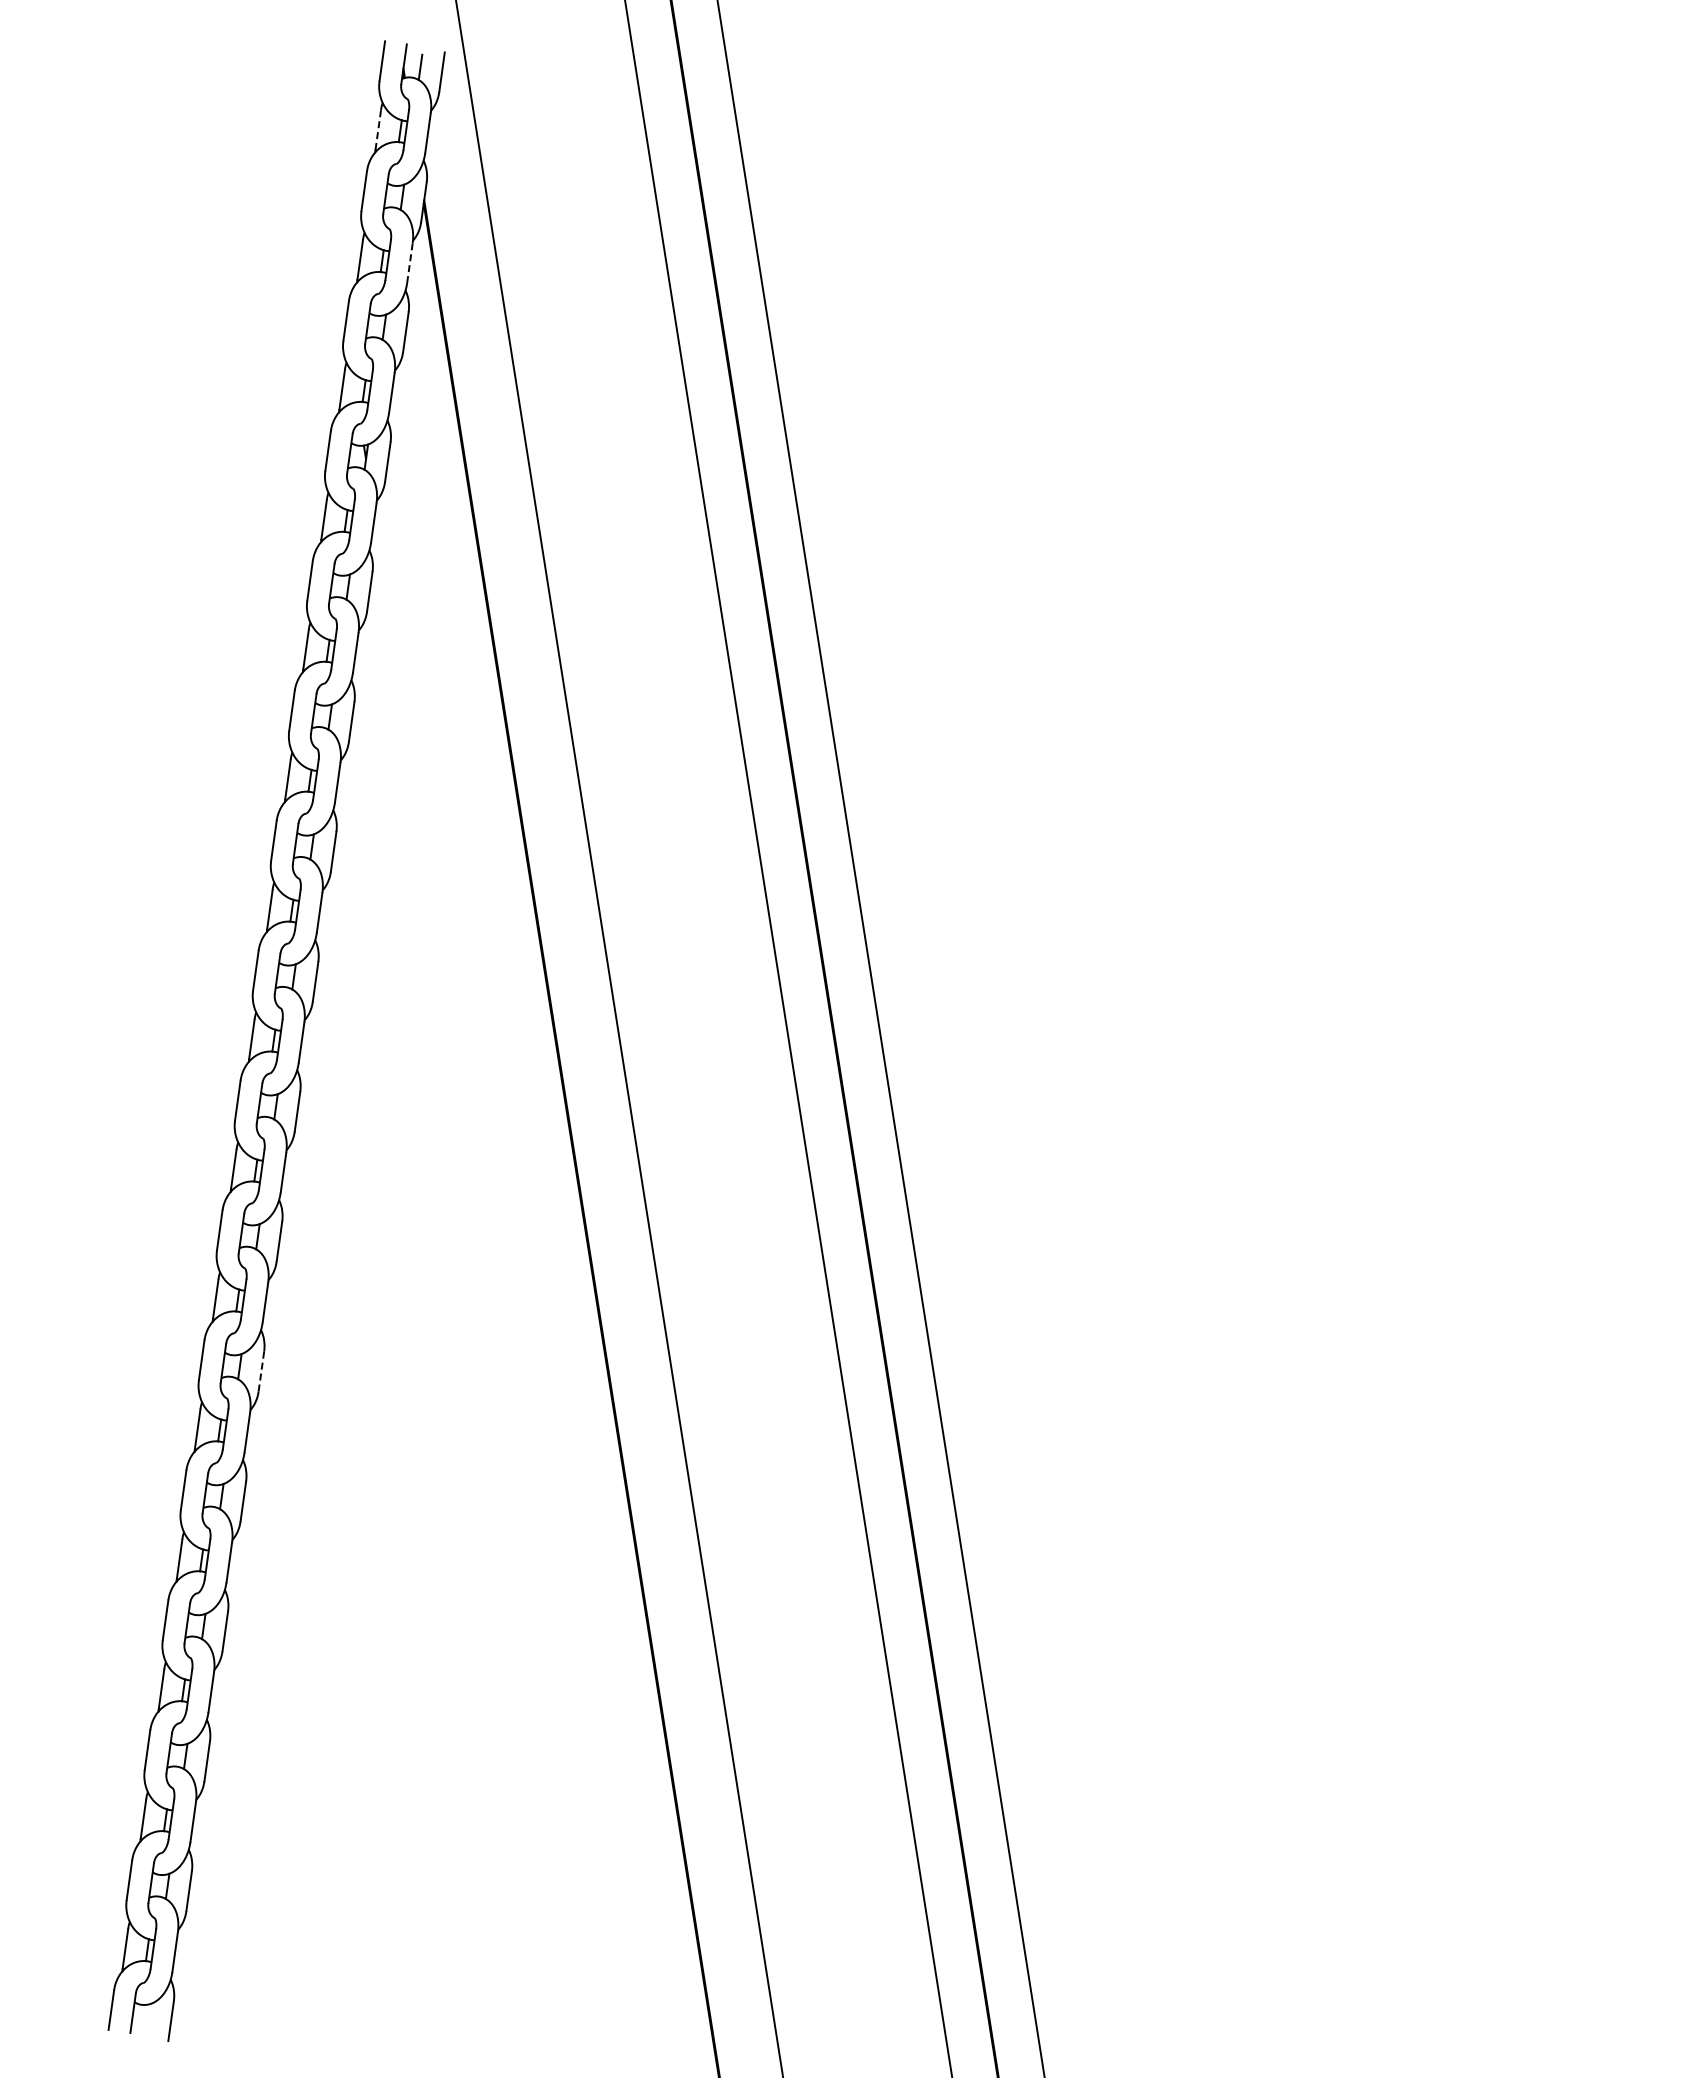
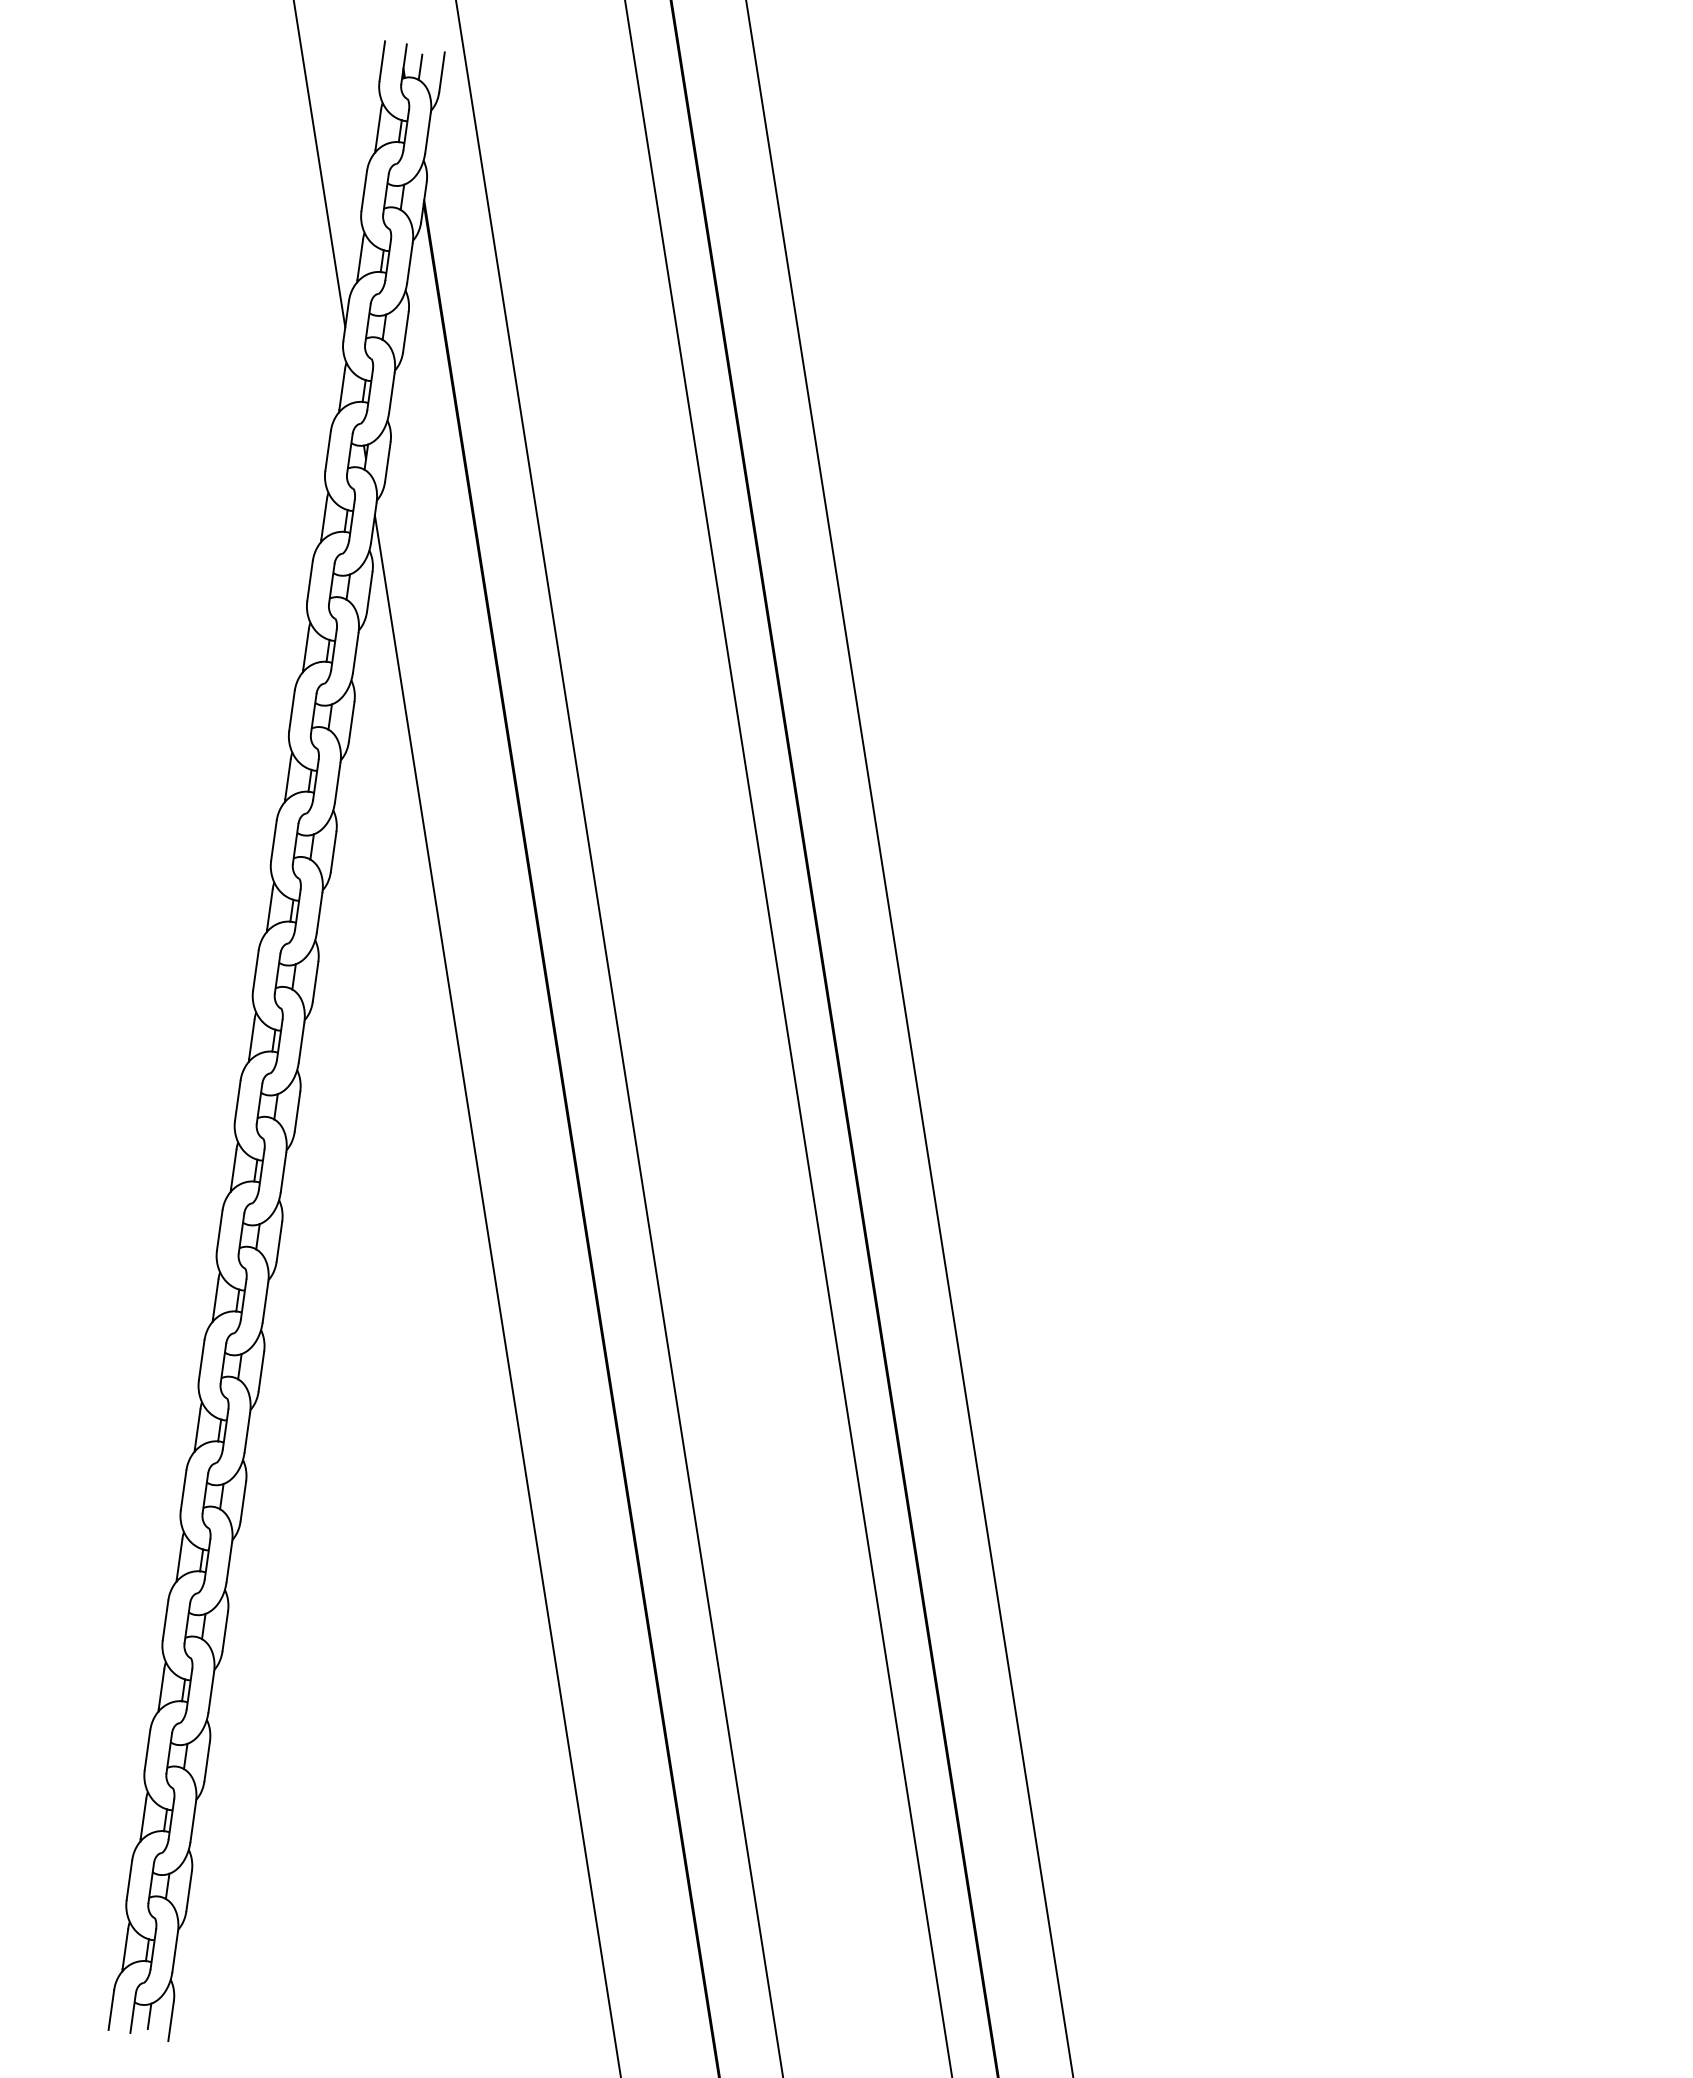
line: dashed -> solid (378, 130)
line: none -> present (319, 164)
line: dashed -> solid (410, 262)
line position: (880, 1038) -> (909, 1038) (909, 1038)
line: none -> present (497, 1294)
line: dashed -> solid (261, 1371)
line: none -> present (149, 2016)
